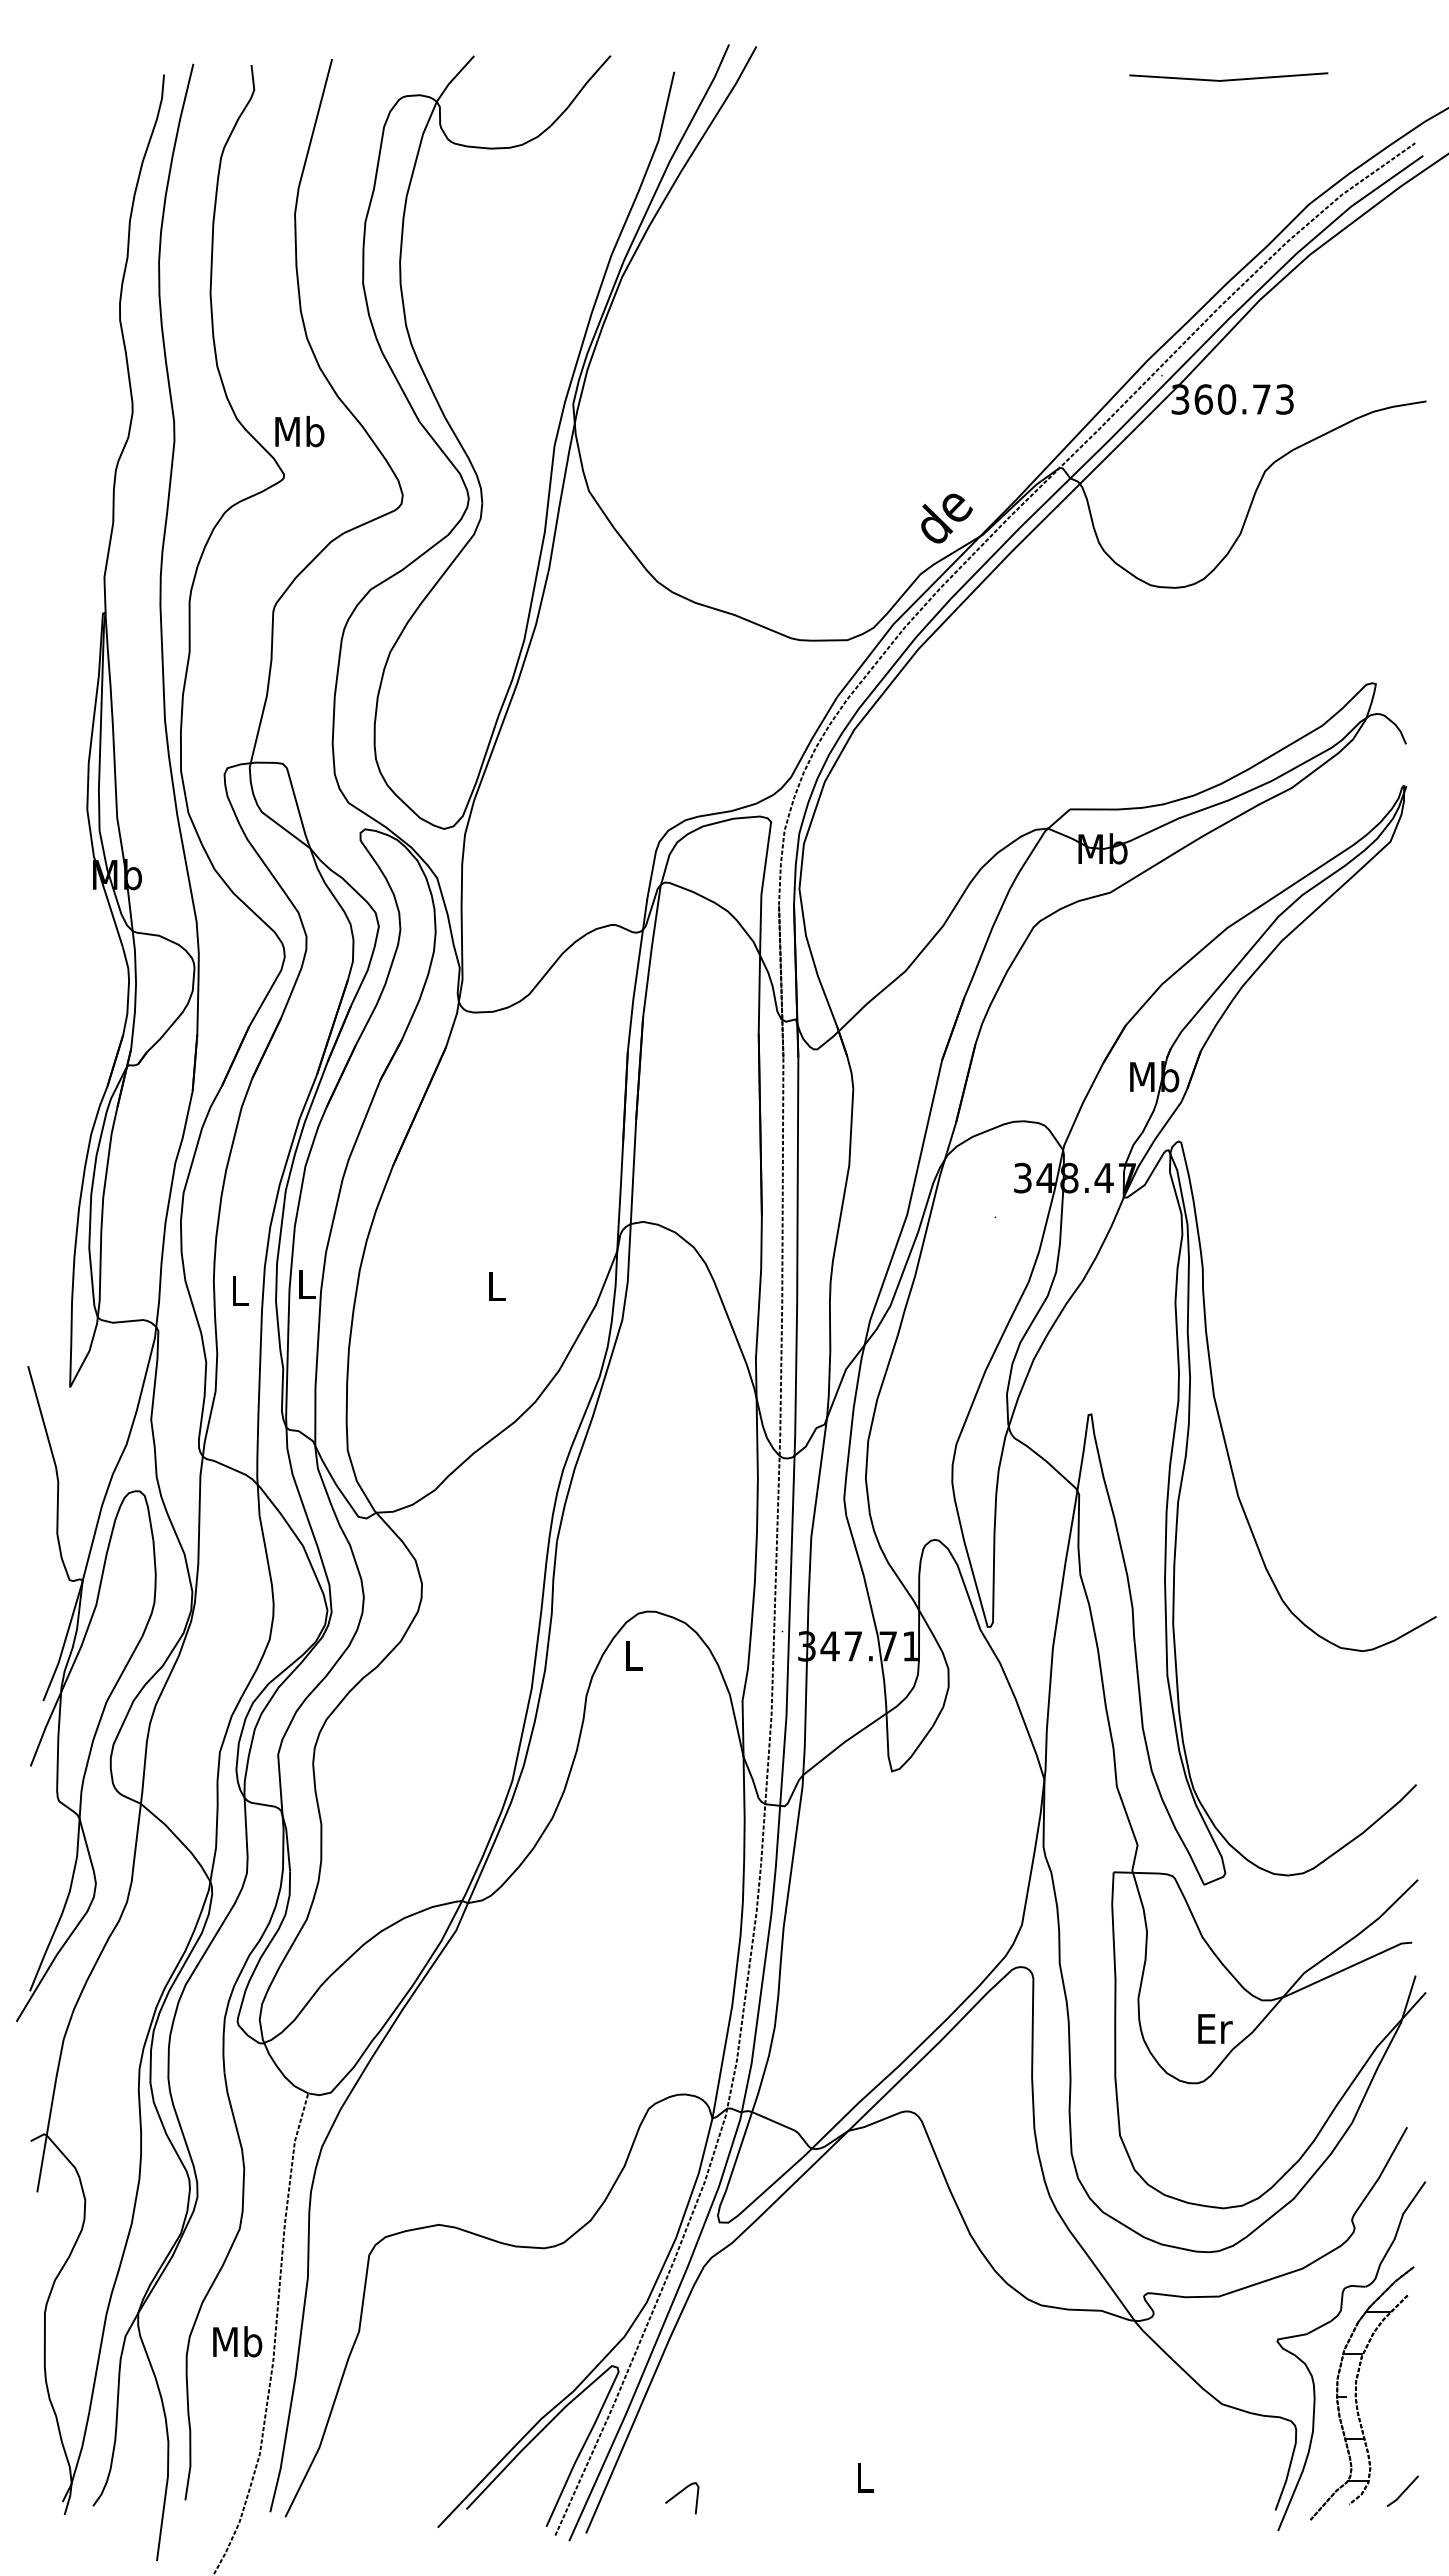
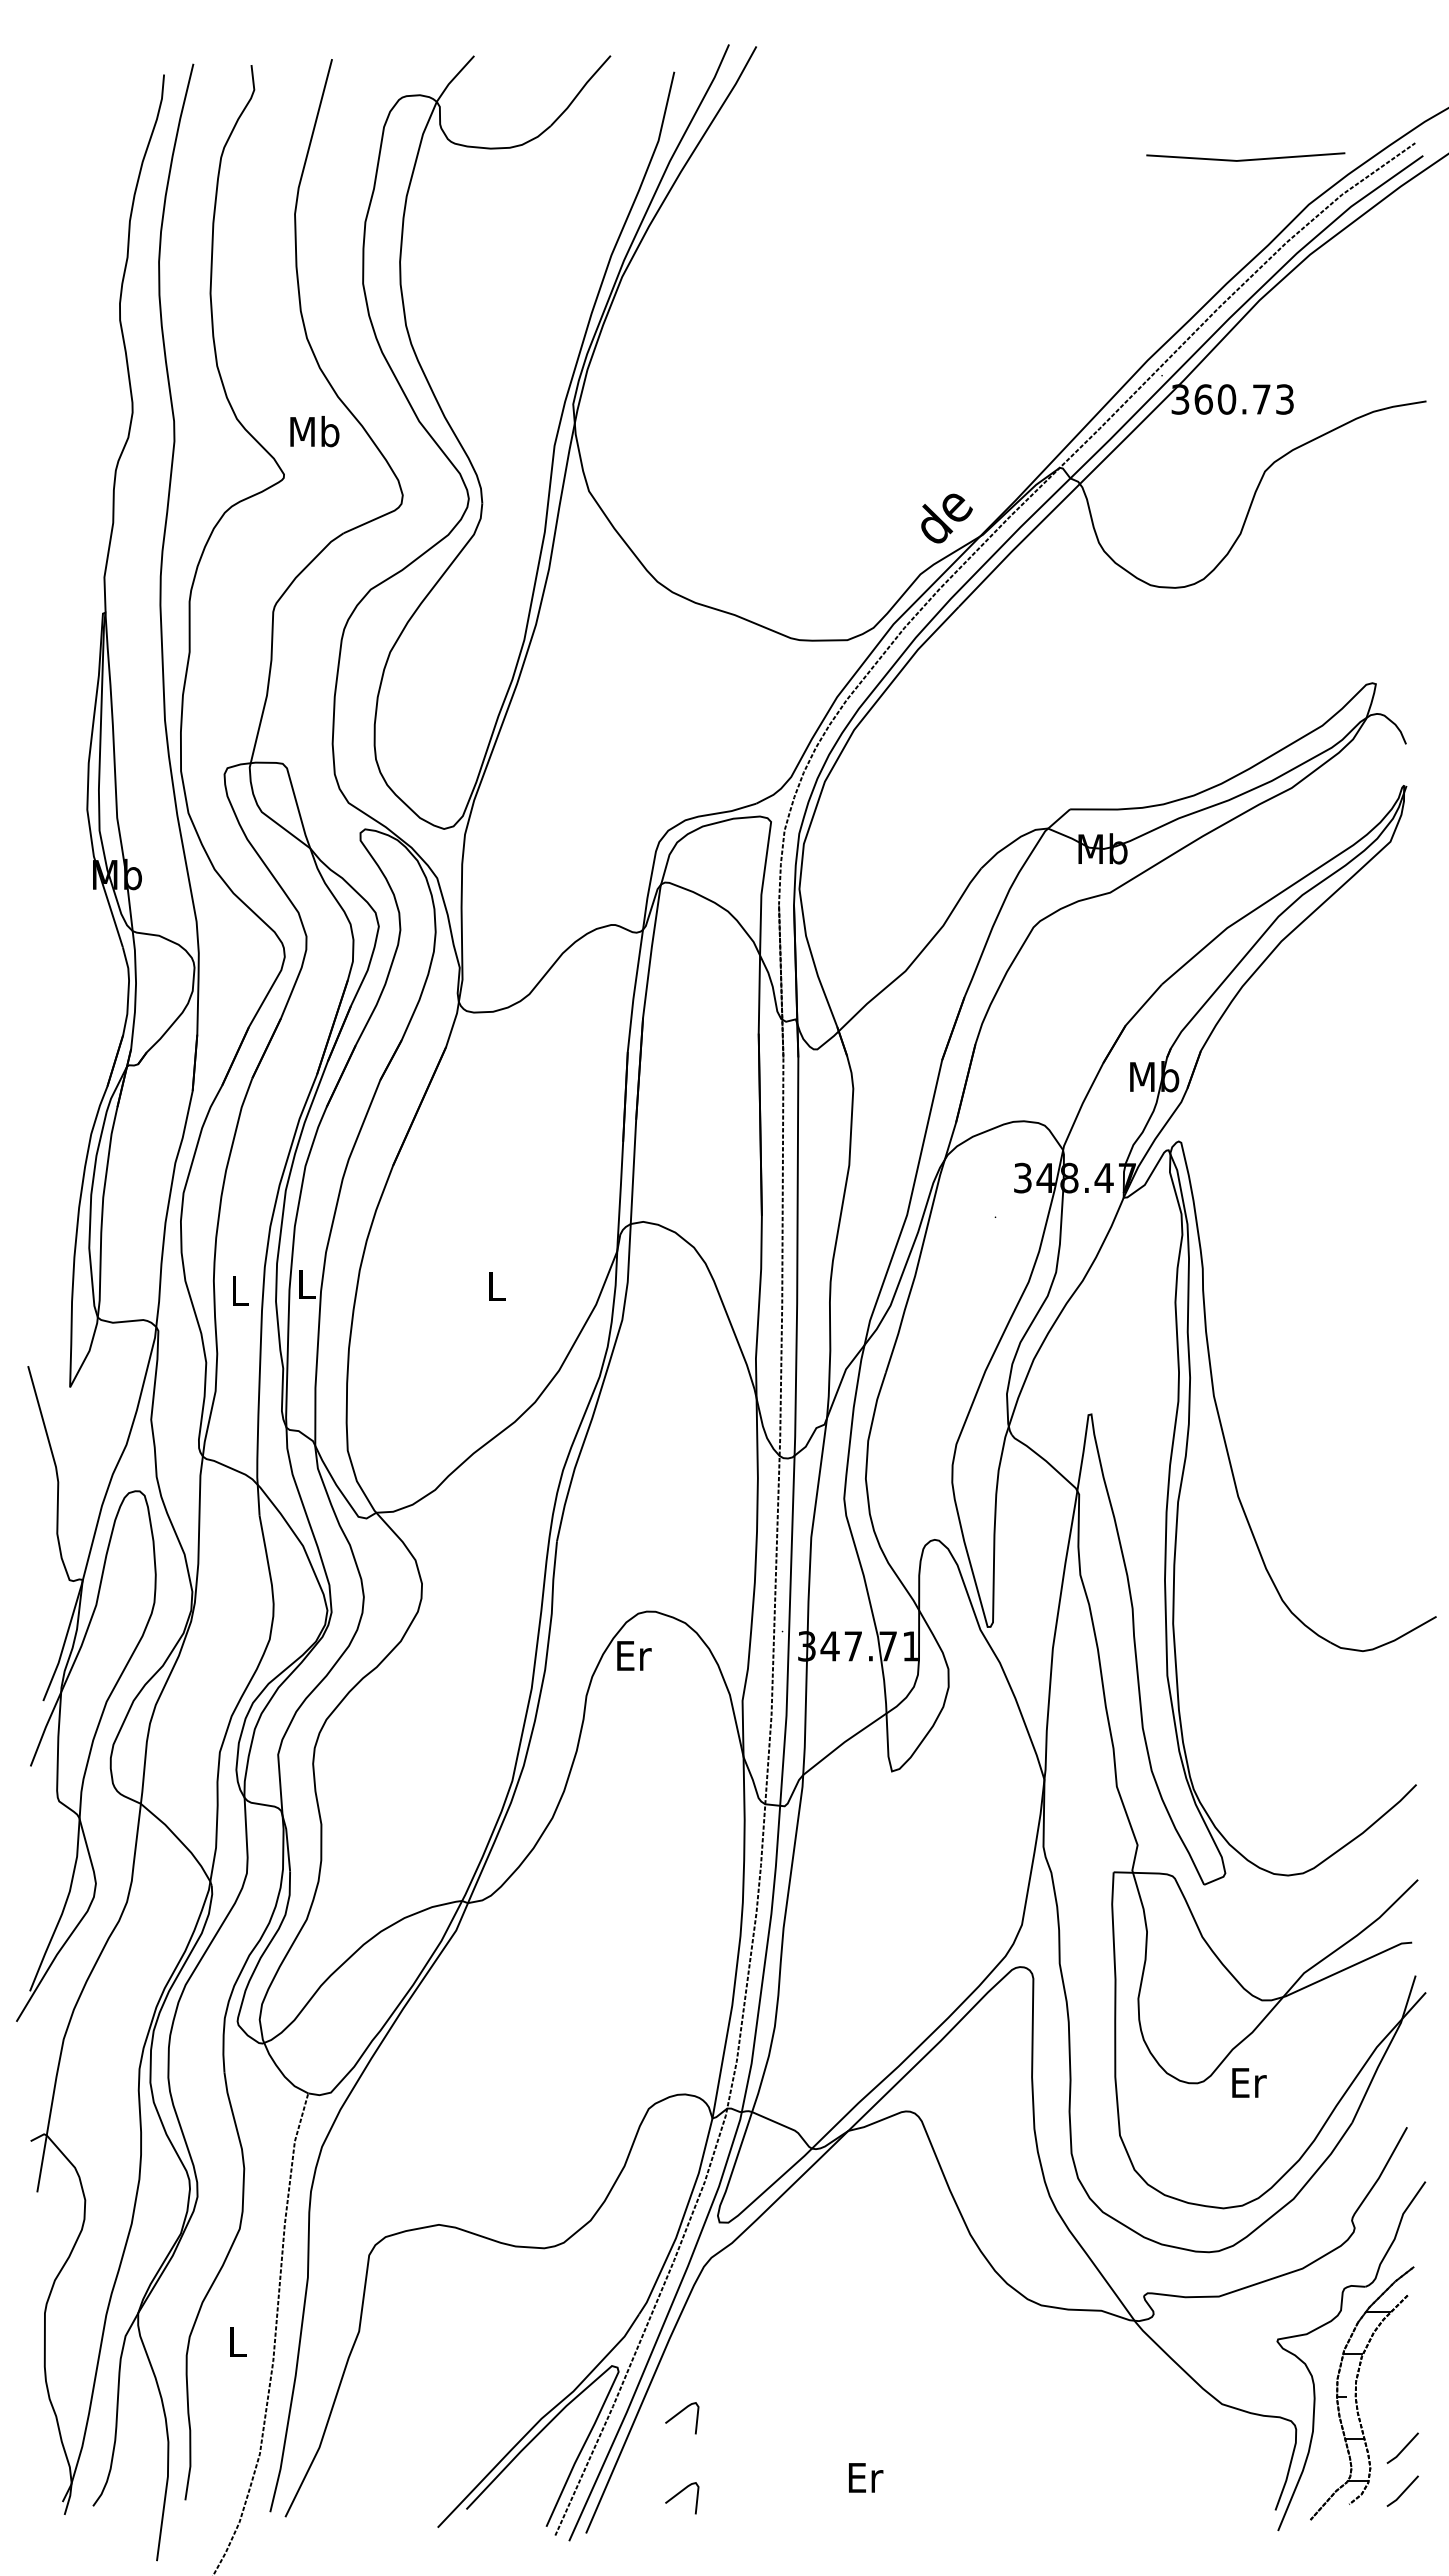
line position: (1228, 79) -> (1245, 159) (1245, 159)
text position: (299, 431) -> (314, 431) (314, 431)
text: L -> Er (634, 1655)
text position: (1215, 2028) -> (1249, 2082) (1249, 2082)
text: Mb -> L (237, 2341)
curve: none -> present (680, 2413)
line: none -> present (1403, 2447)
text: L -> Er (866, 2477)
